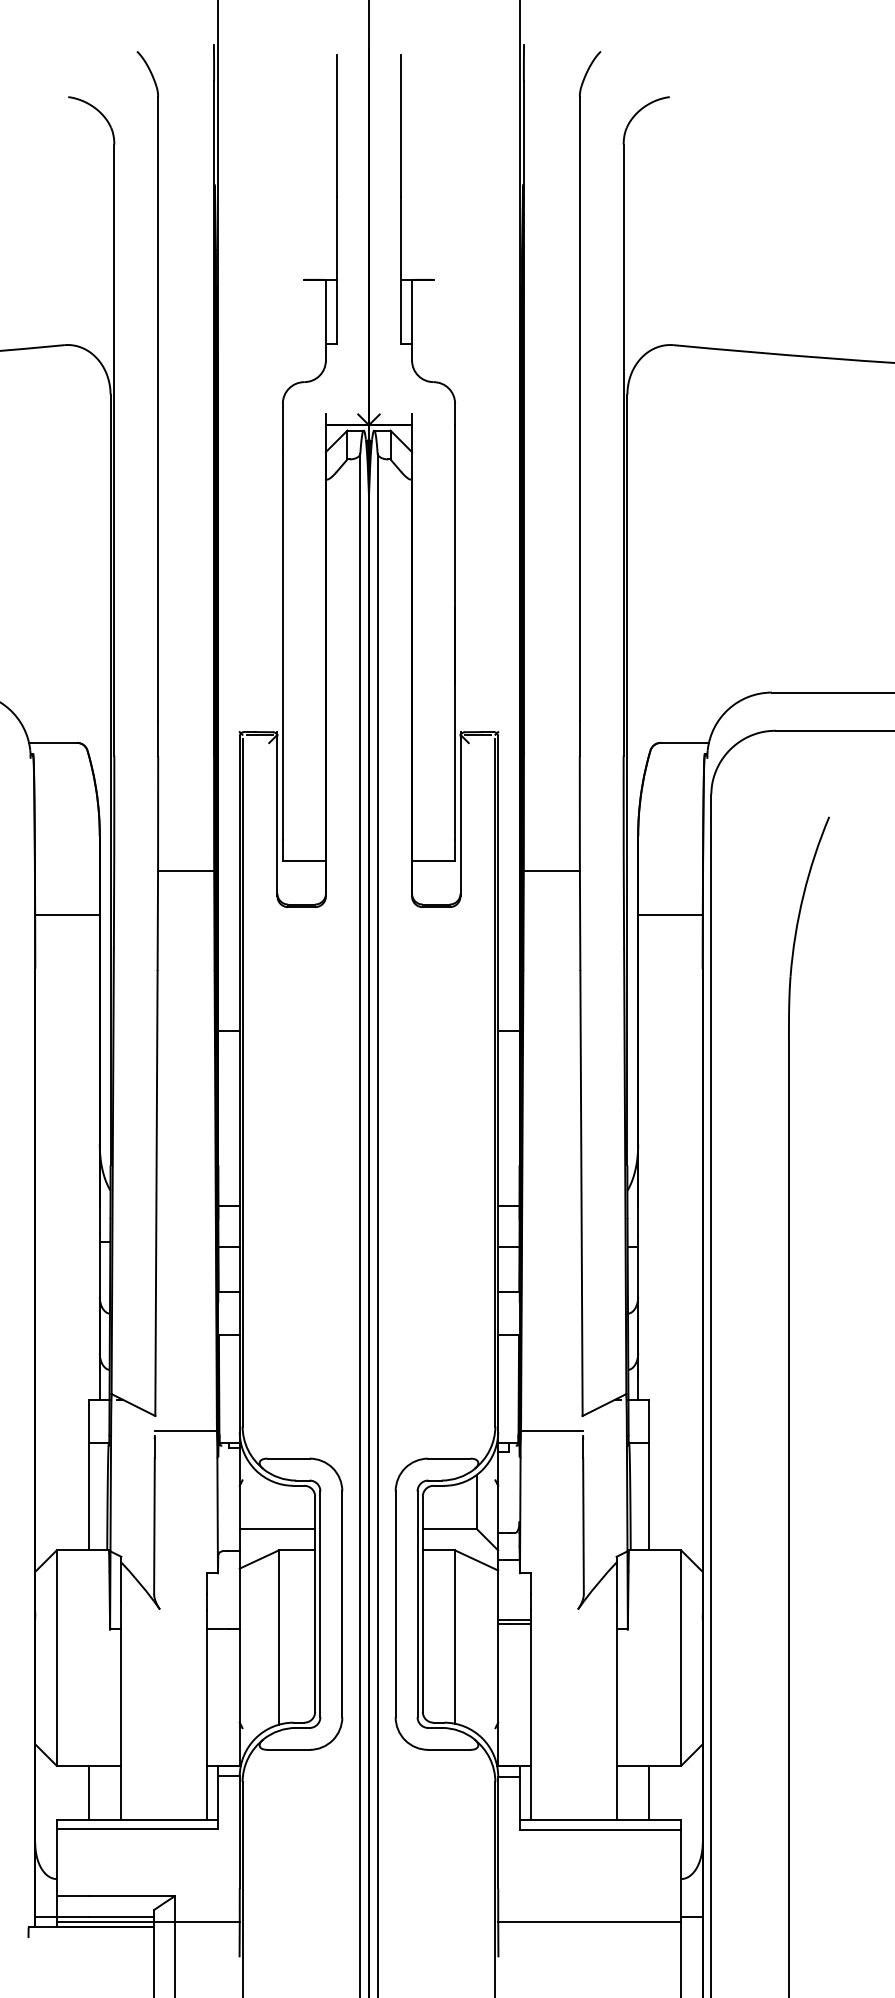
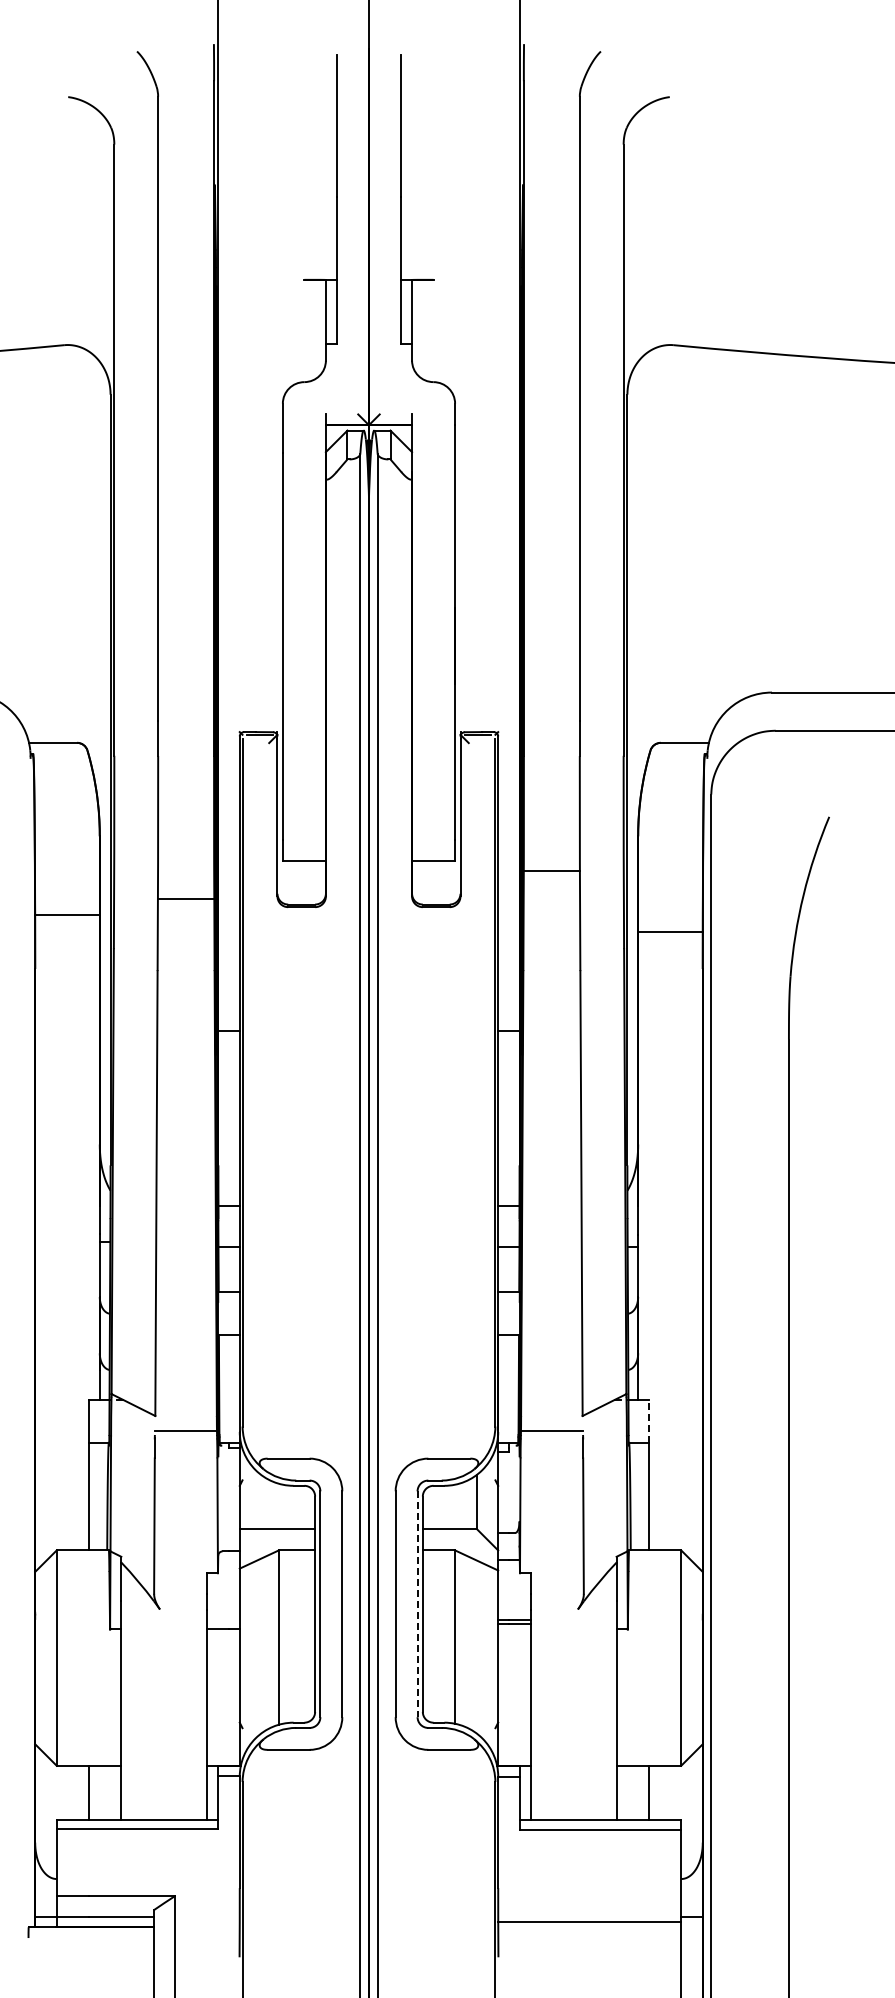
line position: (185, 871) -> (185, 899) (185, 899)
line position: (670, 915) -> (670, 932) (670, 932)
line: solid -> dashed (648, 1421)
line: solid -> dashed (417, 1604)
line: present -> none (147, 1921)
